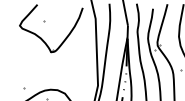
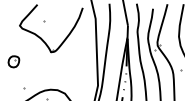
part: none -> present (13, 61)
